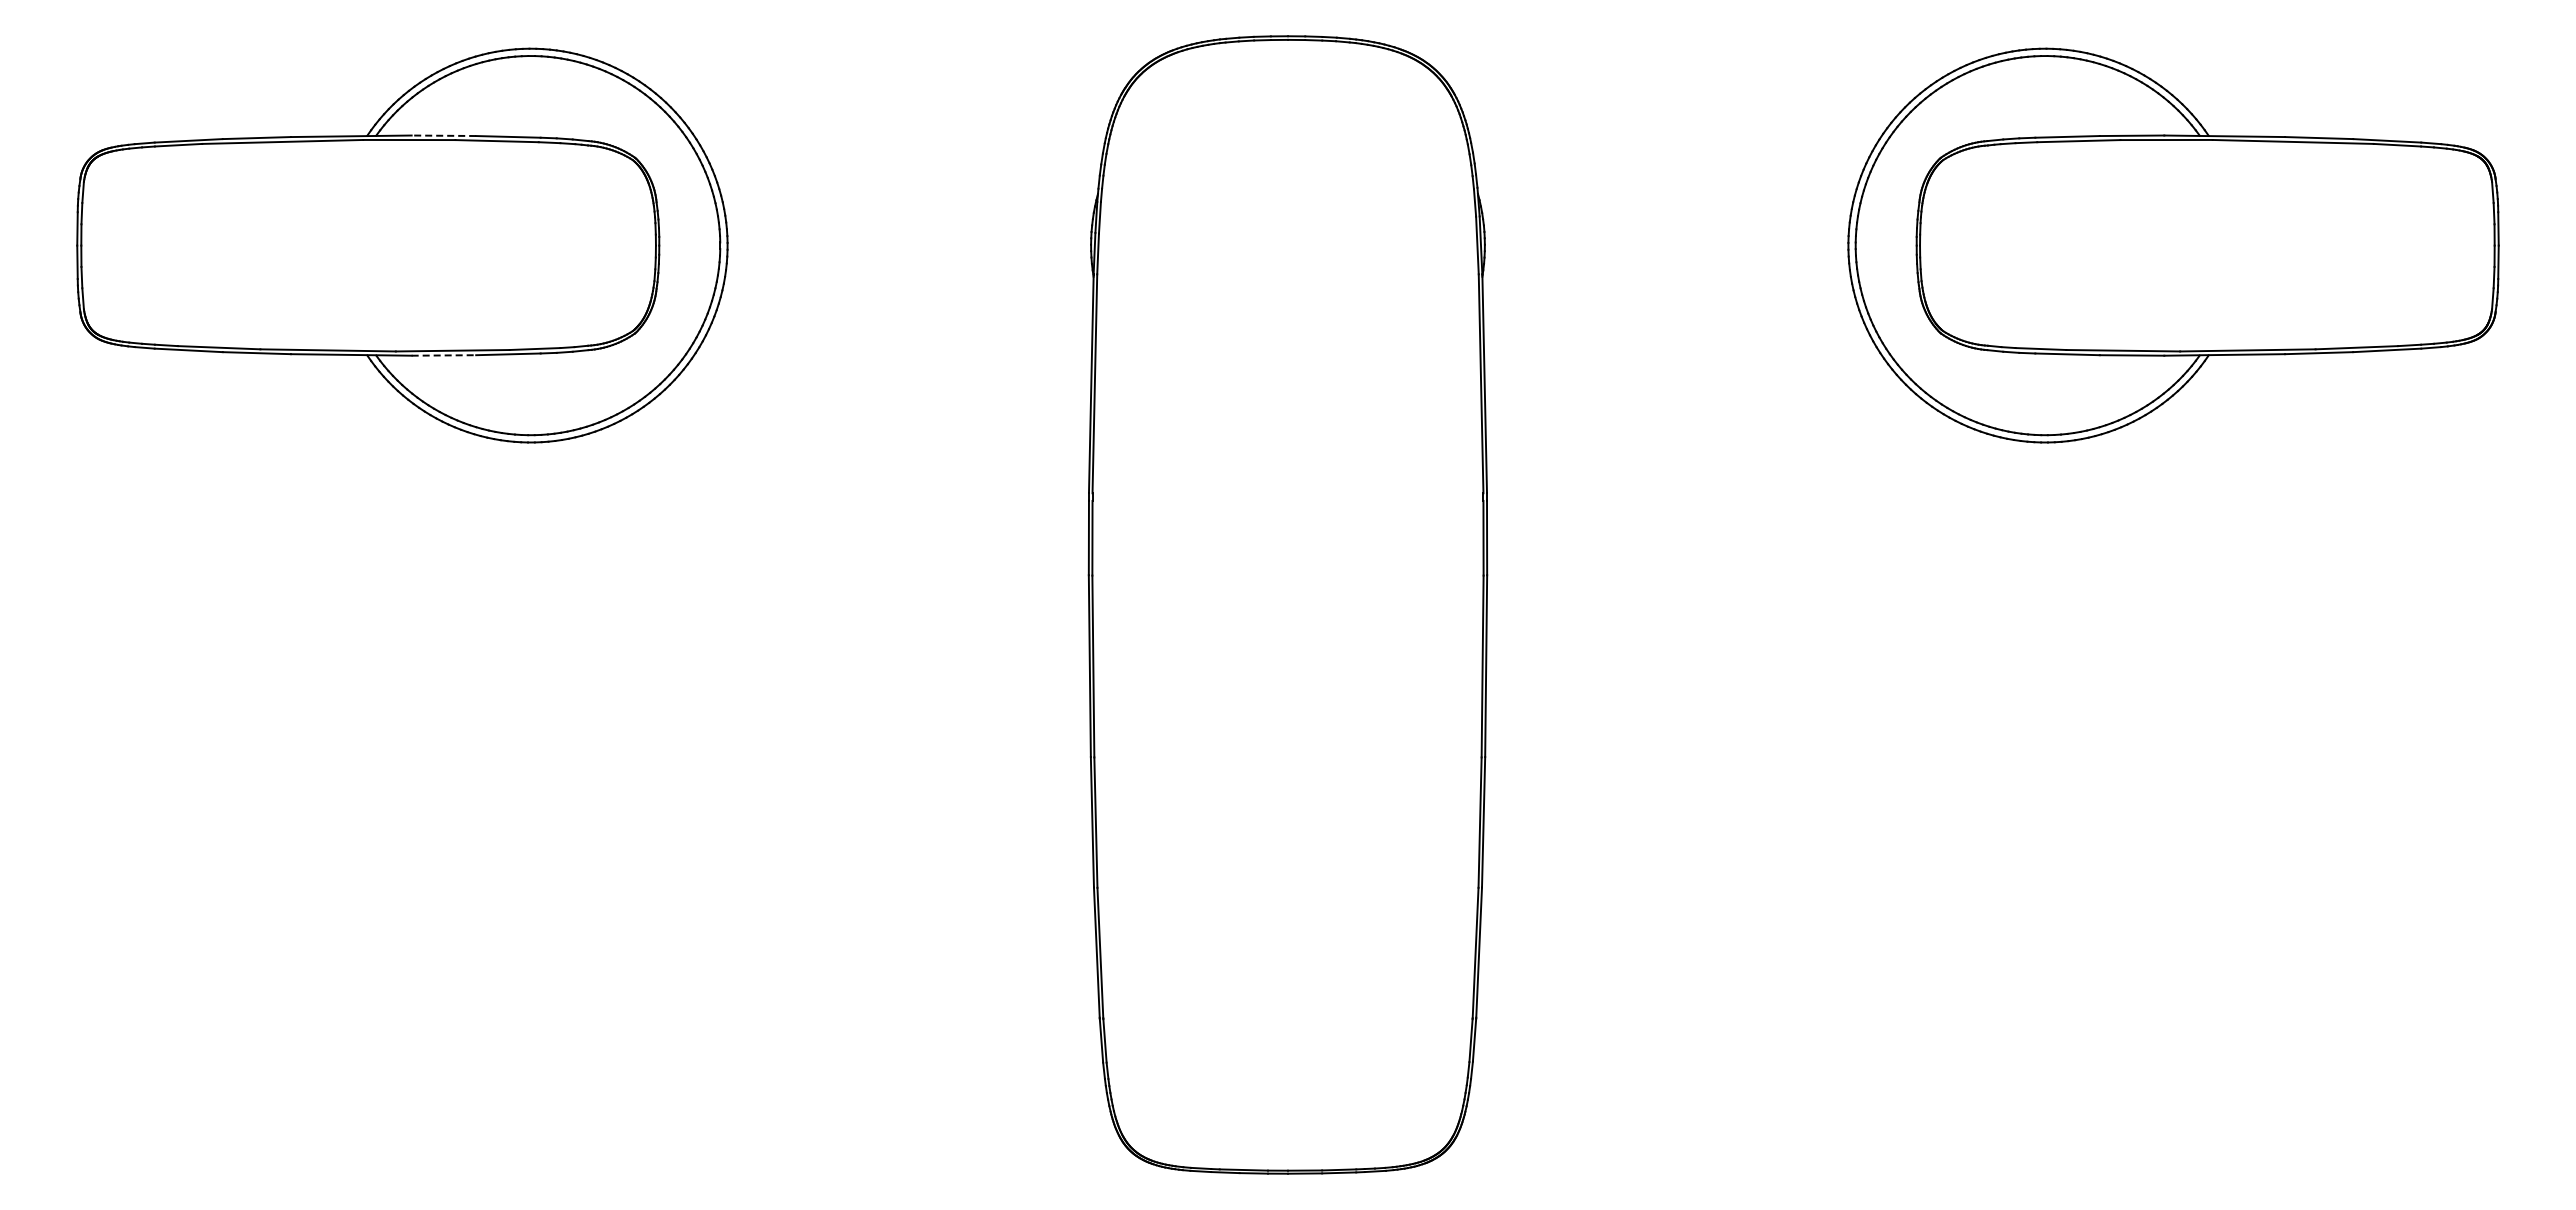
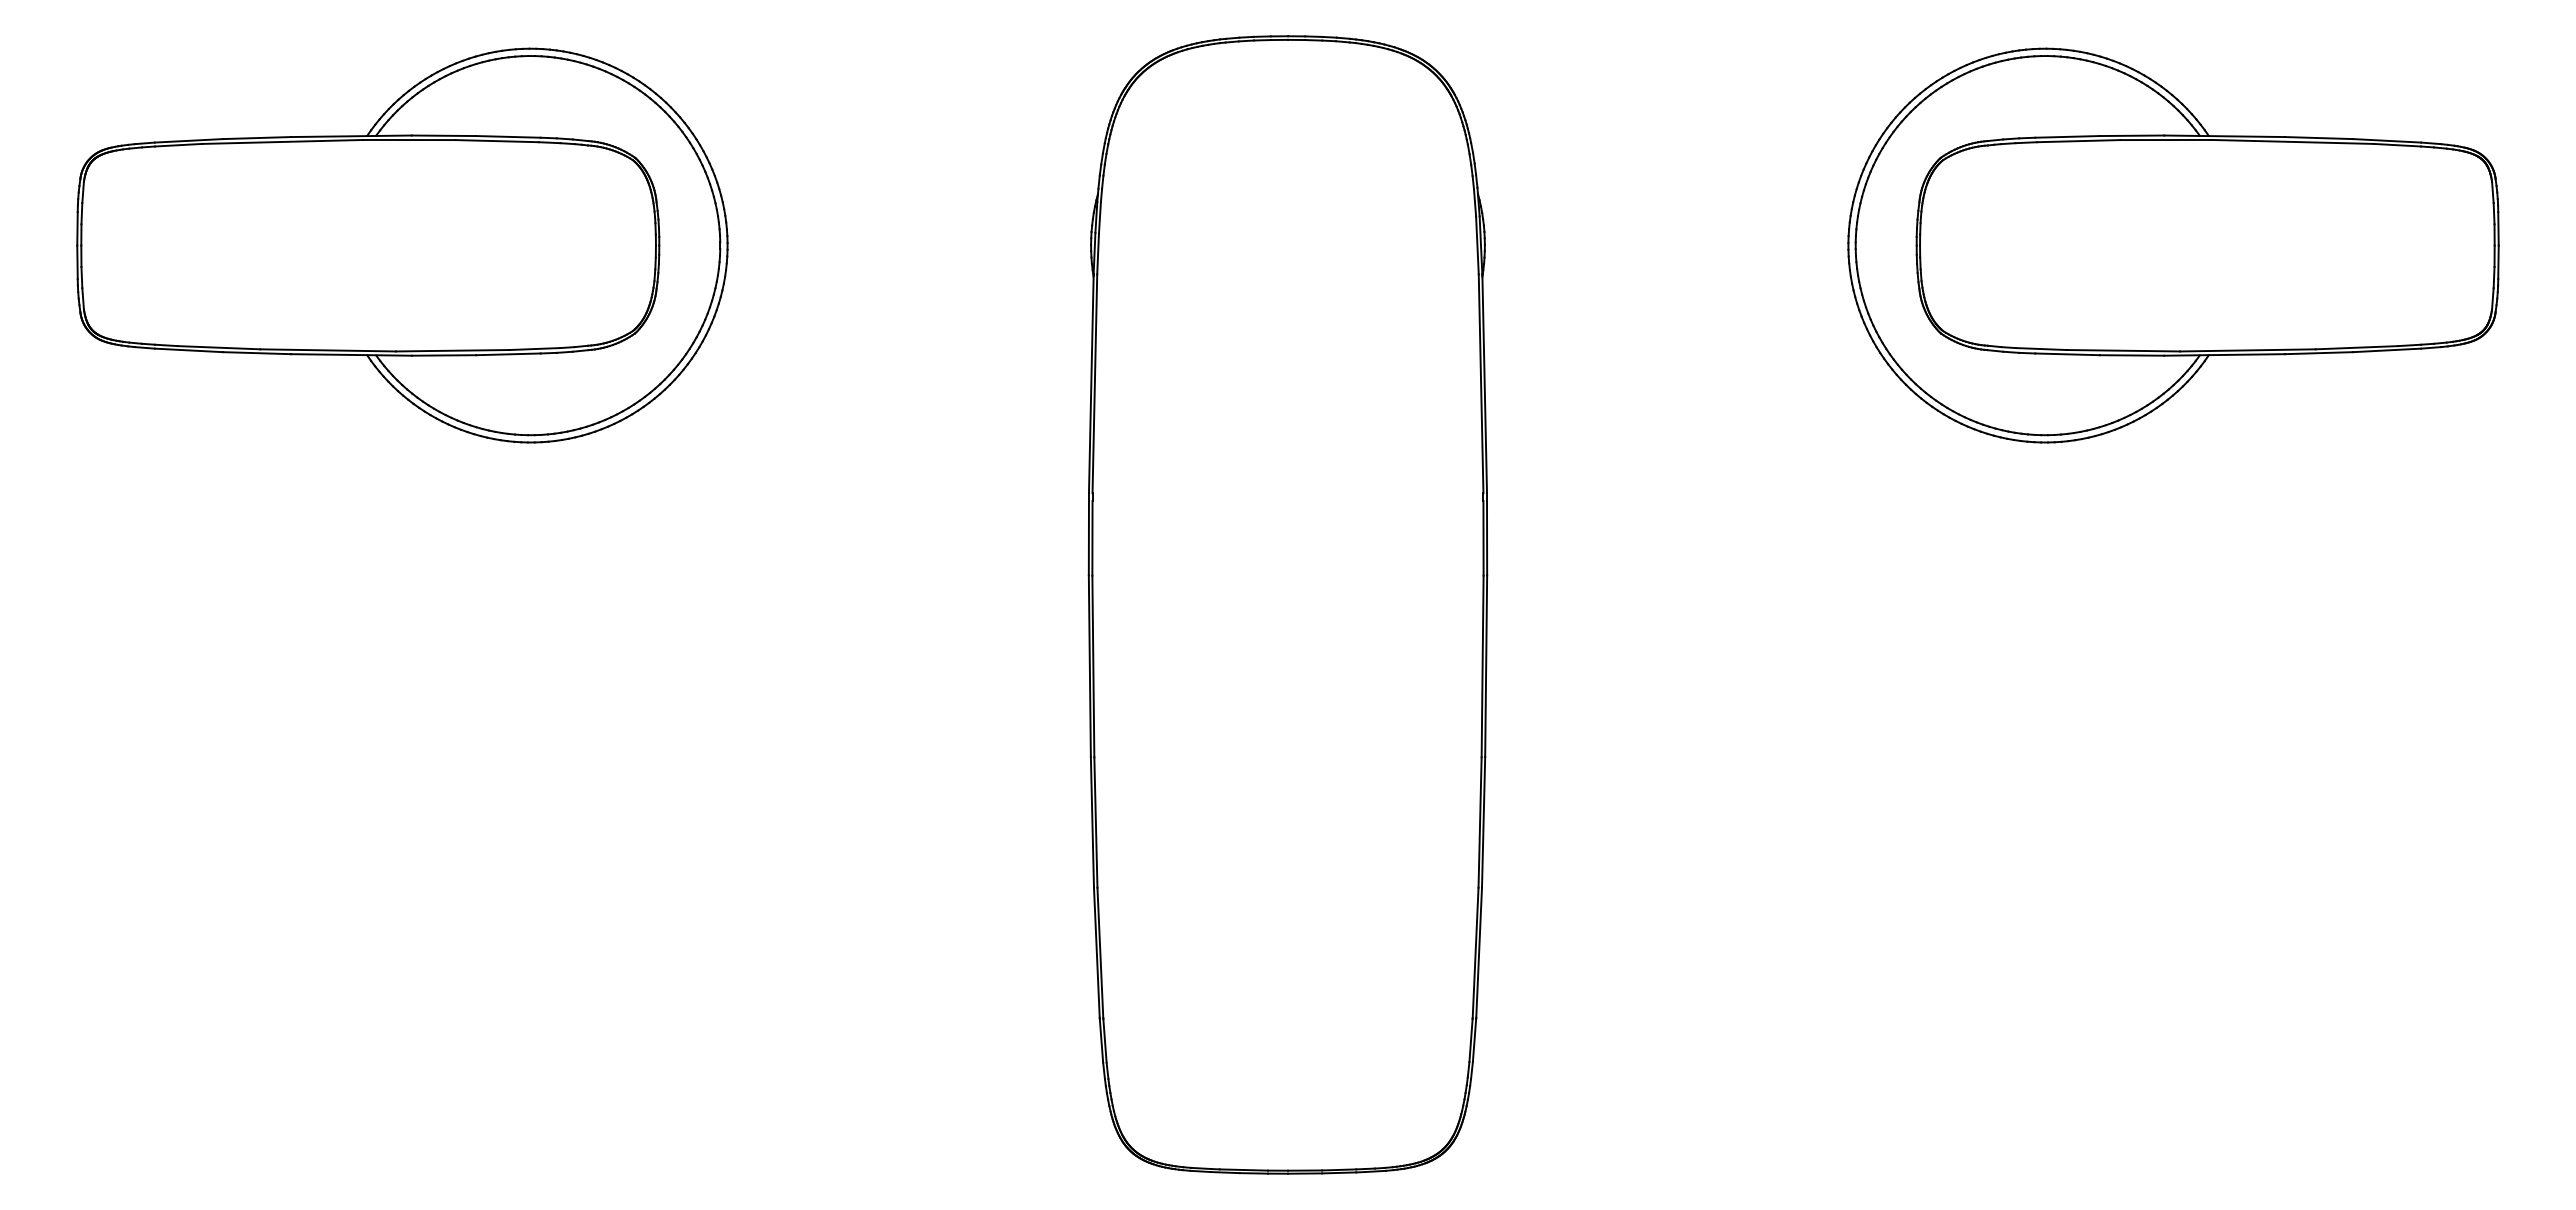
line: dashed -> solid (443, 135)
line: dashed -> solid (444, 355)
